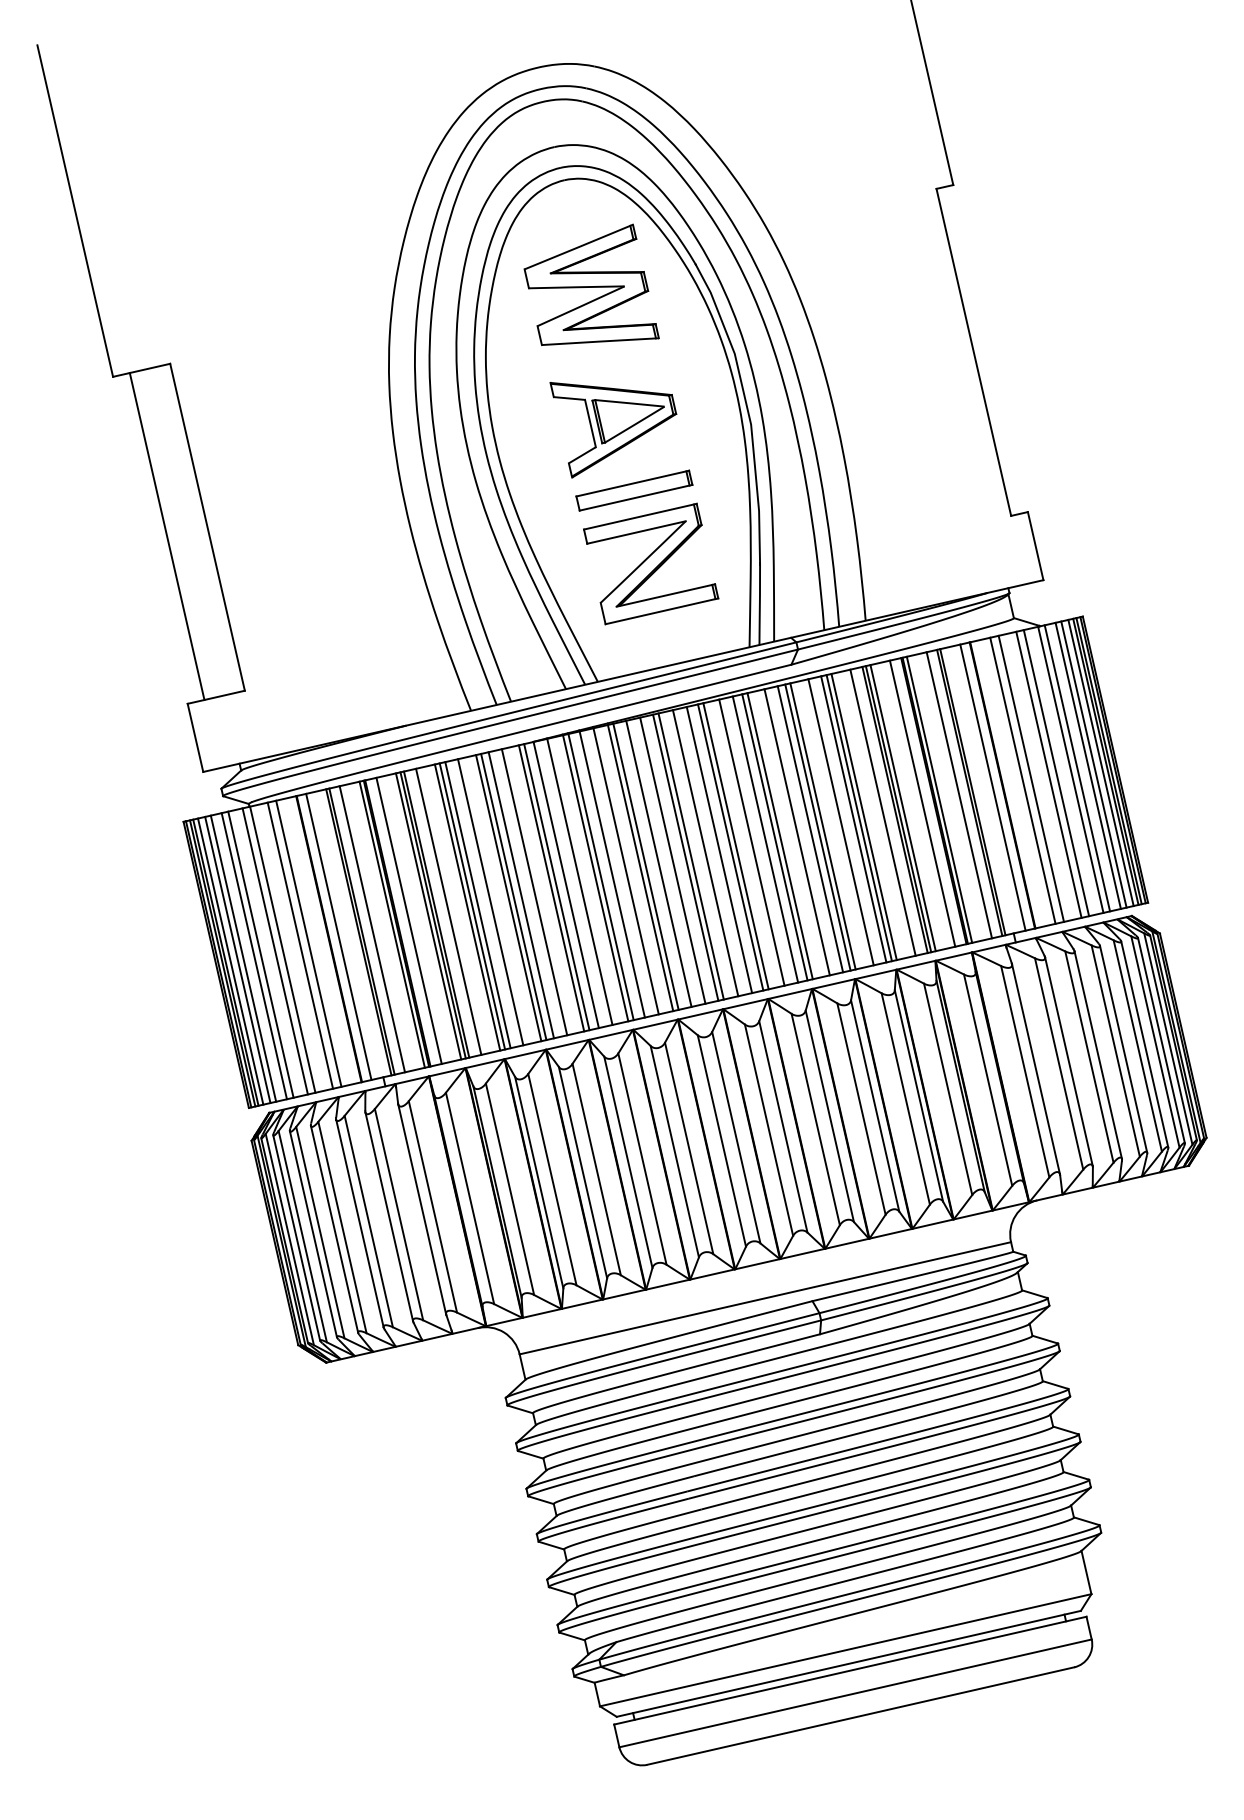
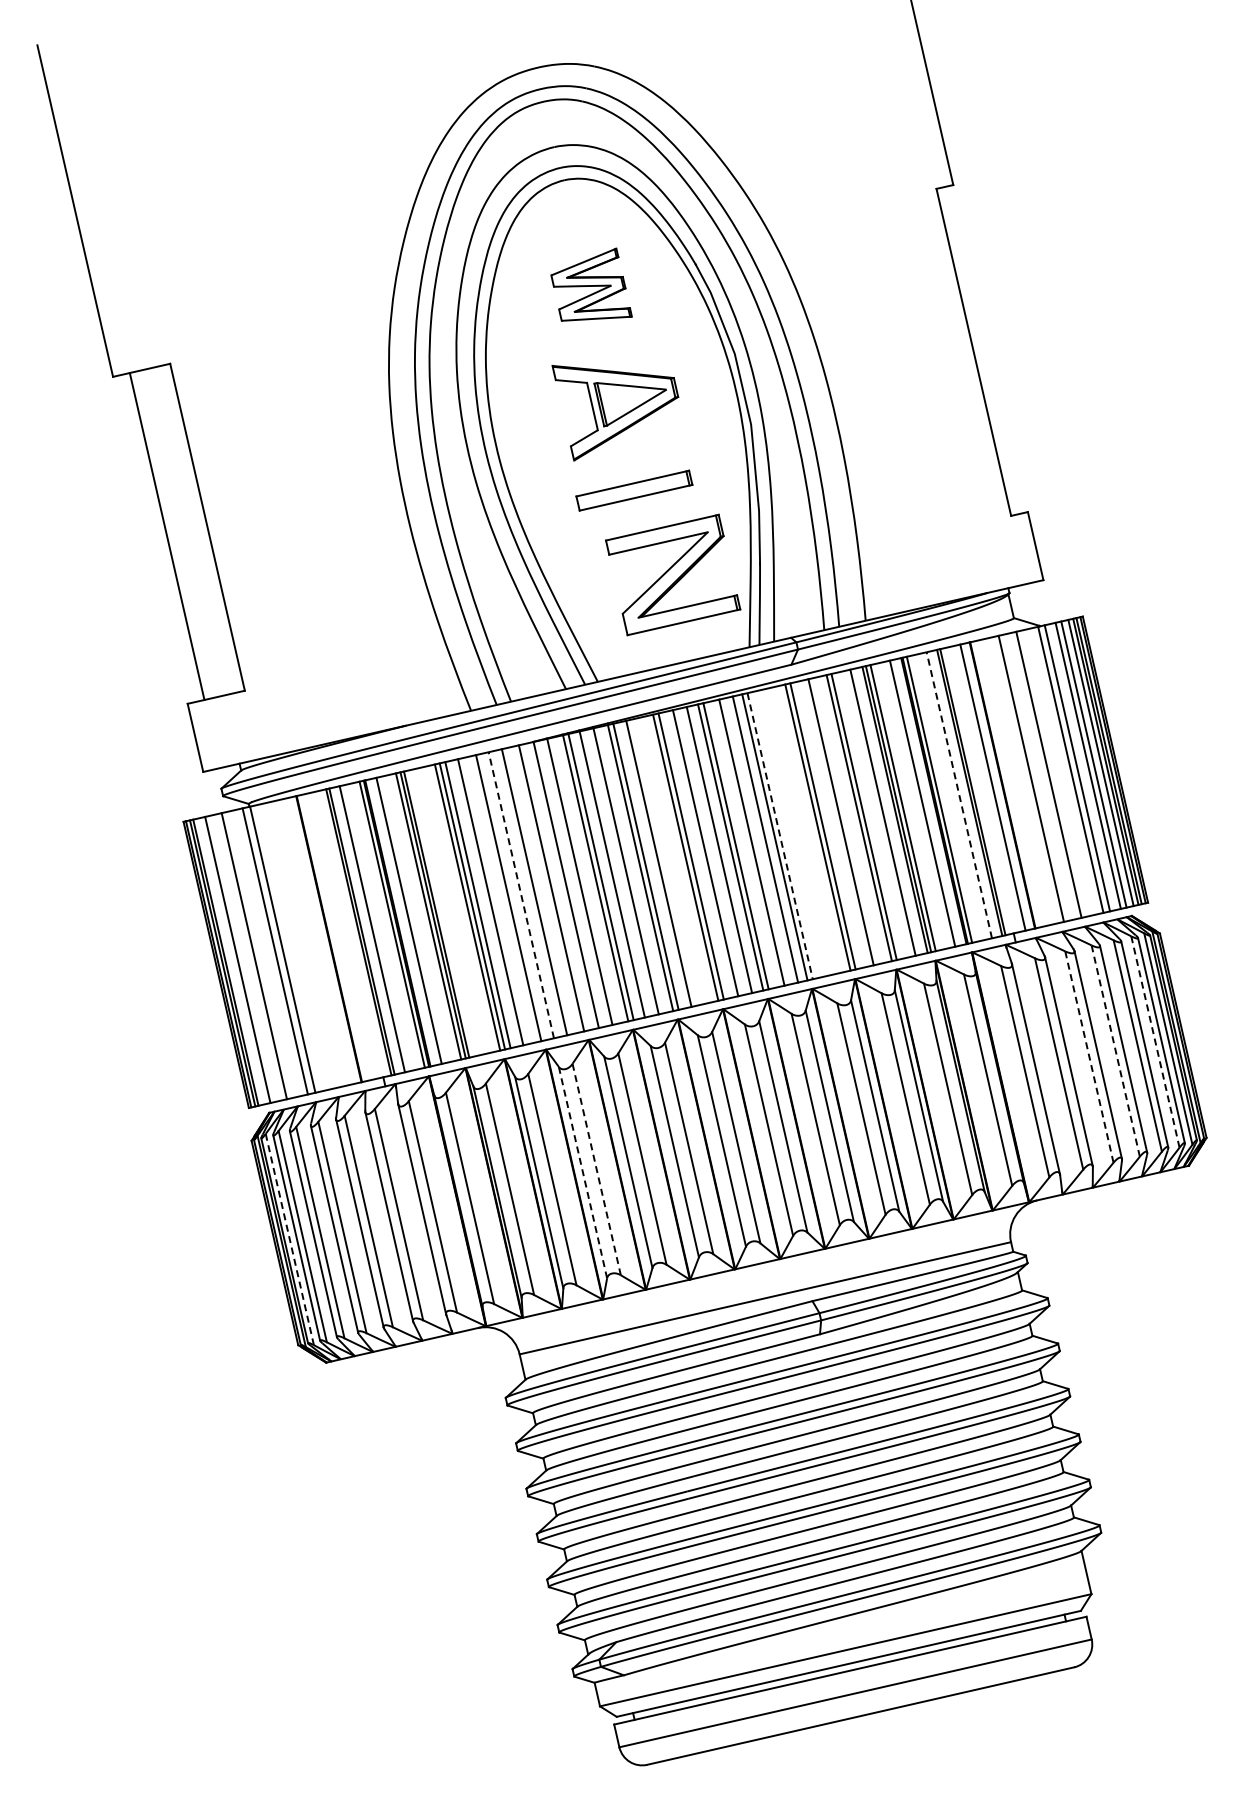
part size: 137x123 px -> 83x75 px (591, 284)
part position: (613, 430) -> (615, 413) (615, 413)
part position: (651, 563) -> (673, 574) (673, 574)
line: present -> none (1056, 773)
line: present -> none (1022, 780)
line: solid -> dashed (959, 795)
line: present -> none (853, 819)
line: present -> none (810, 829)
line: present -> none (796, 832)
line: solid -> dashed (780, 836)
line: present -> none (672, 860)
line: present -> none (556, 887)
line: solid -> dashed (521, 895)
line: present -> none (513, 896)
line: present -> none (448, 911)
line: present -> none (338, 936)
line: present -> none (308, 943)
line: present -> none (300, 945)
line: present -> none (260, 954)
line: present -> none (243, 958)
line: present -> none (230, 961)
line: solid -> dashed (1155, 1042)
line: solid -> dashed (1115, 1051)
line: solid -> dashed (1089, 1057)
line: solid -> dashed (596, 1170)
line: solid -> dashed (583, 1173)
line: solid -> dashed (289, 1240)
